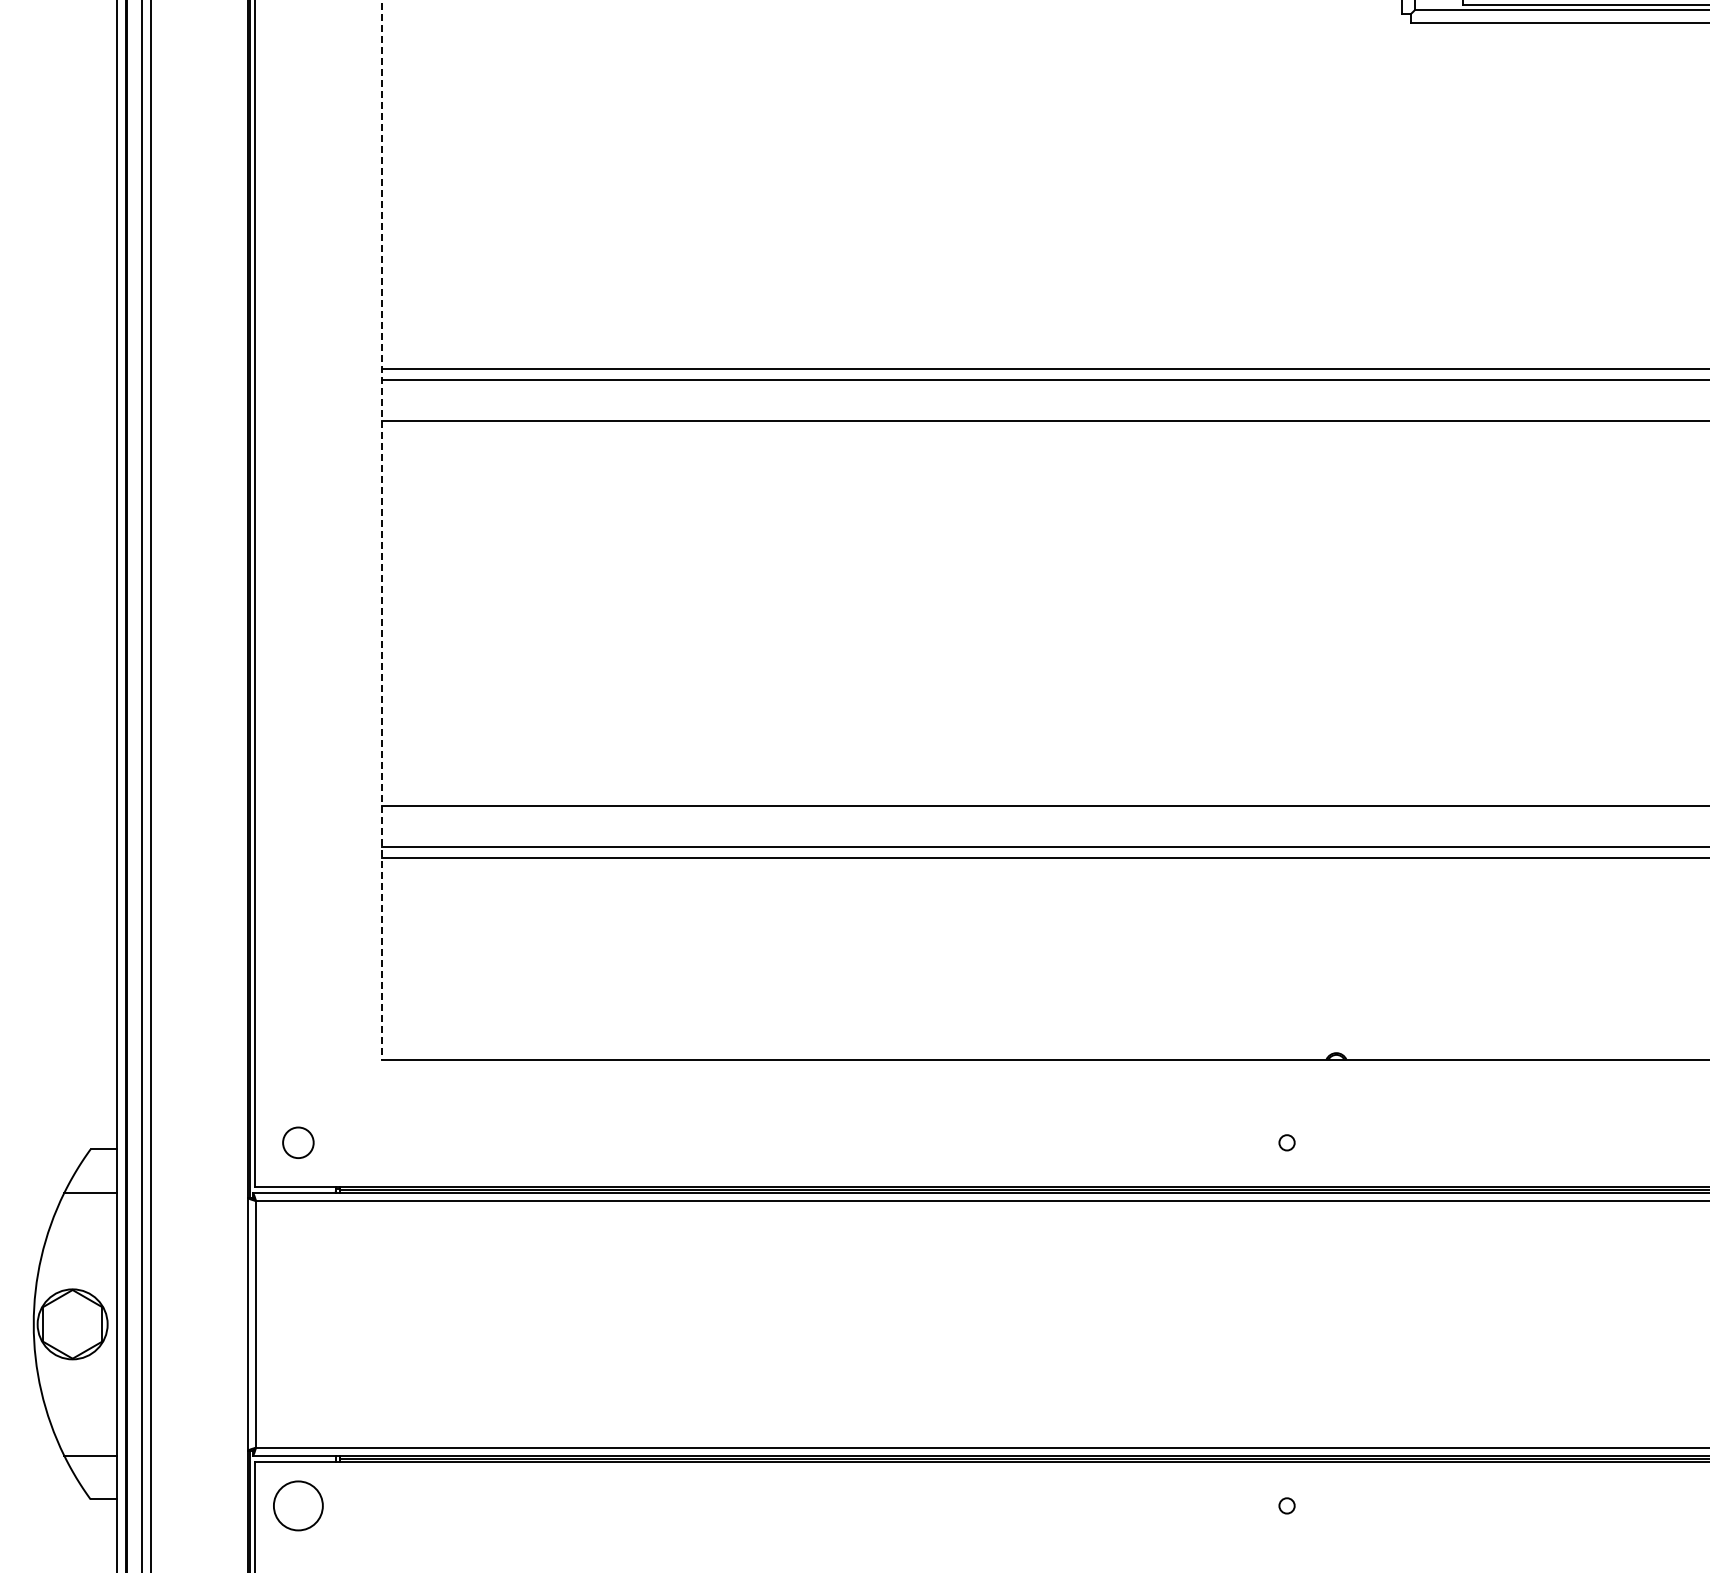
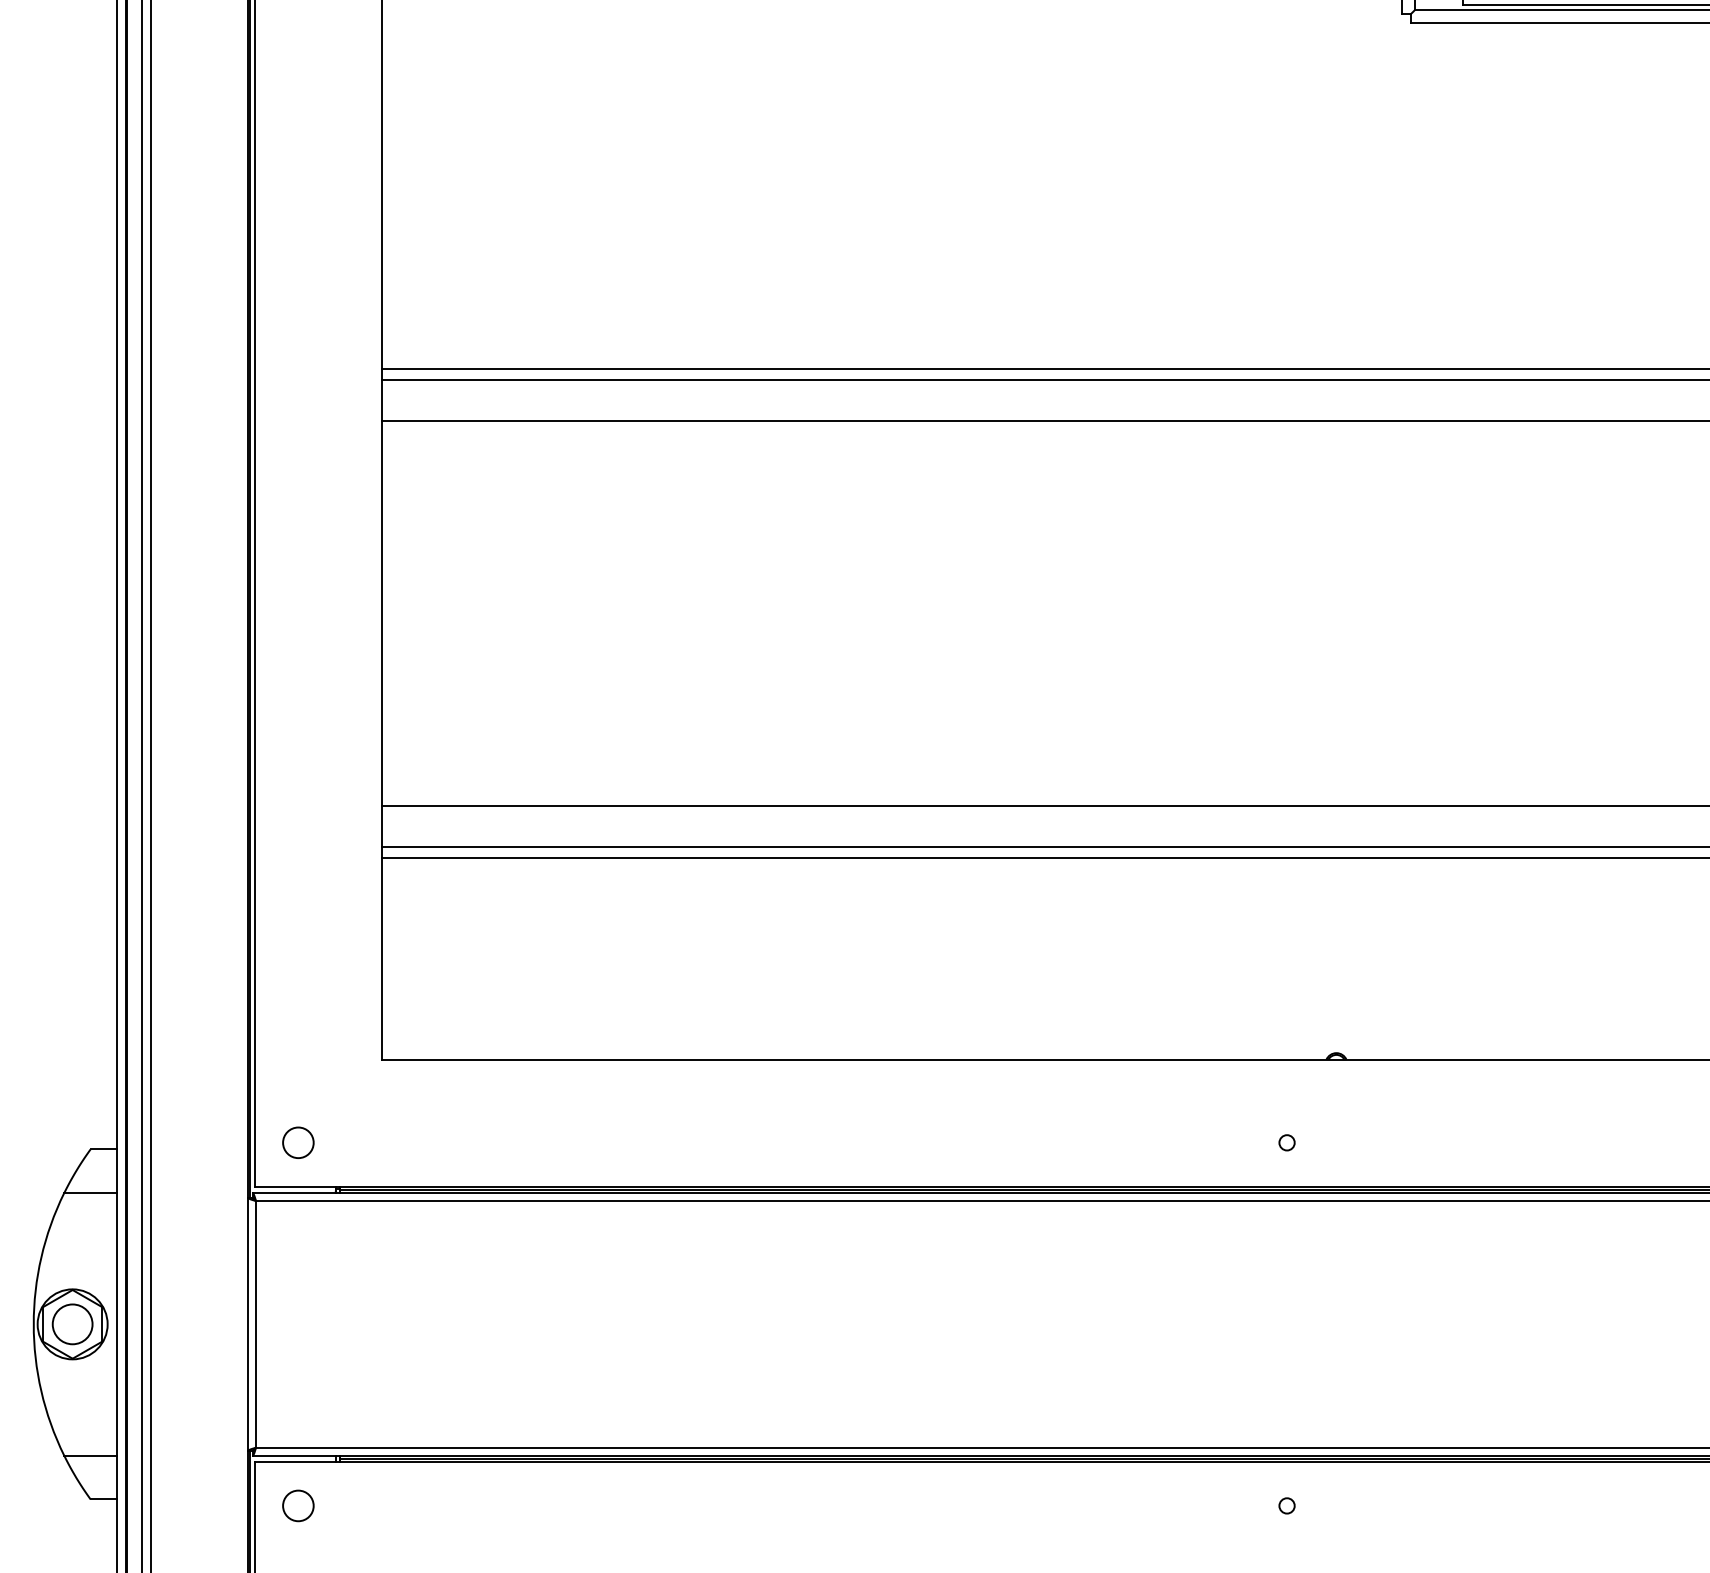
line: dashed -> solid (381, 530)
circle: none -> present (72, 1324)
circle diameter: 49 px -> 31 px (298, 1505)
